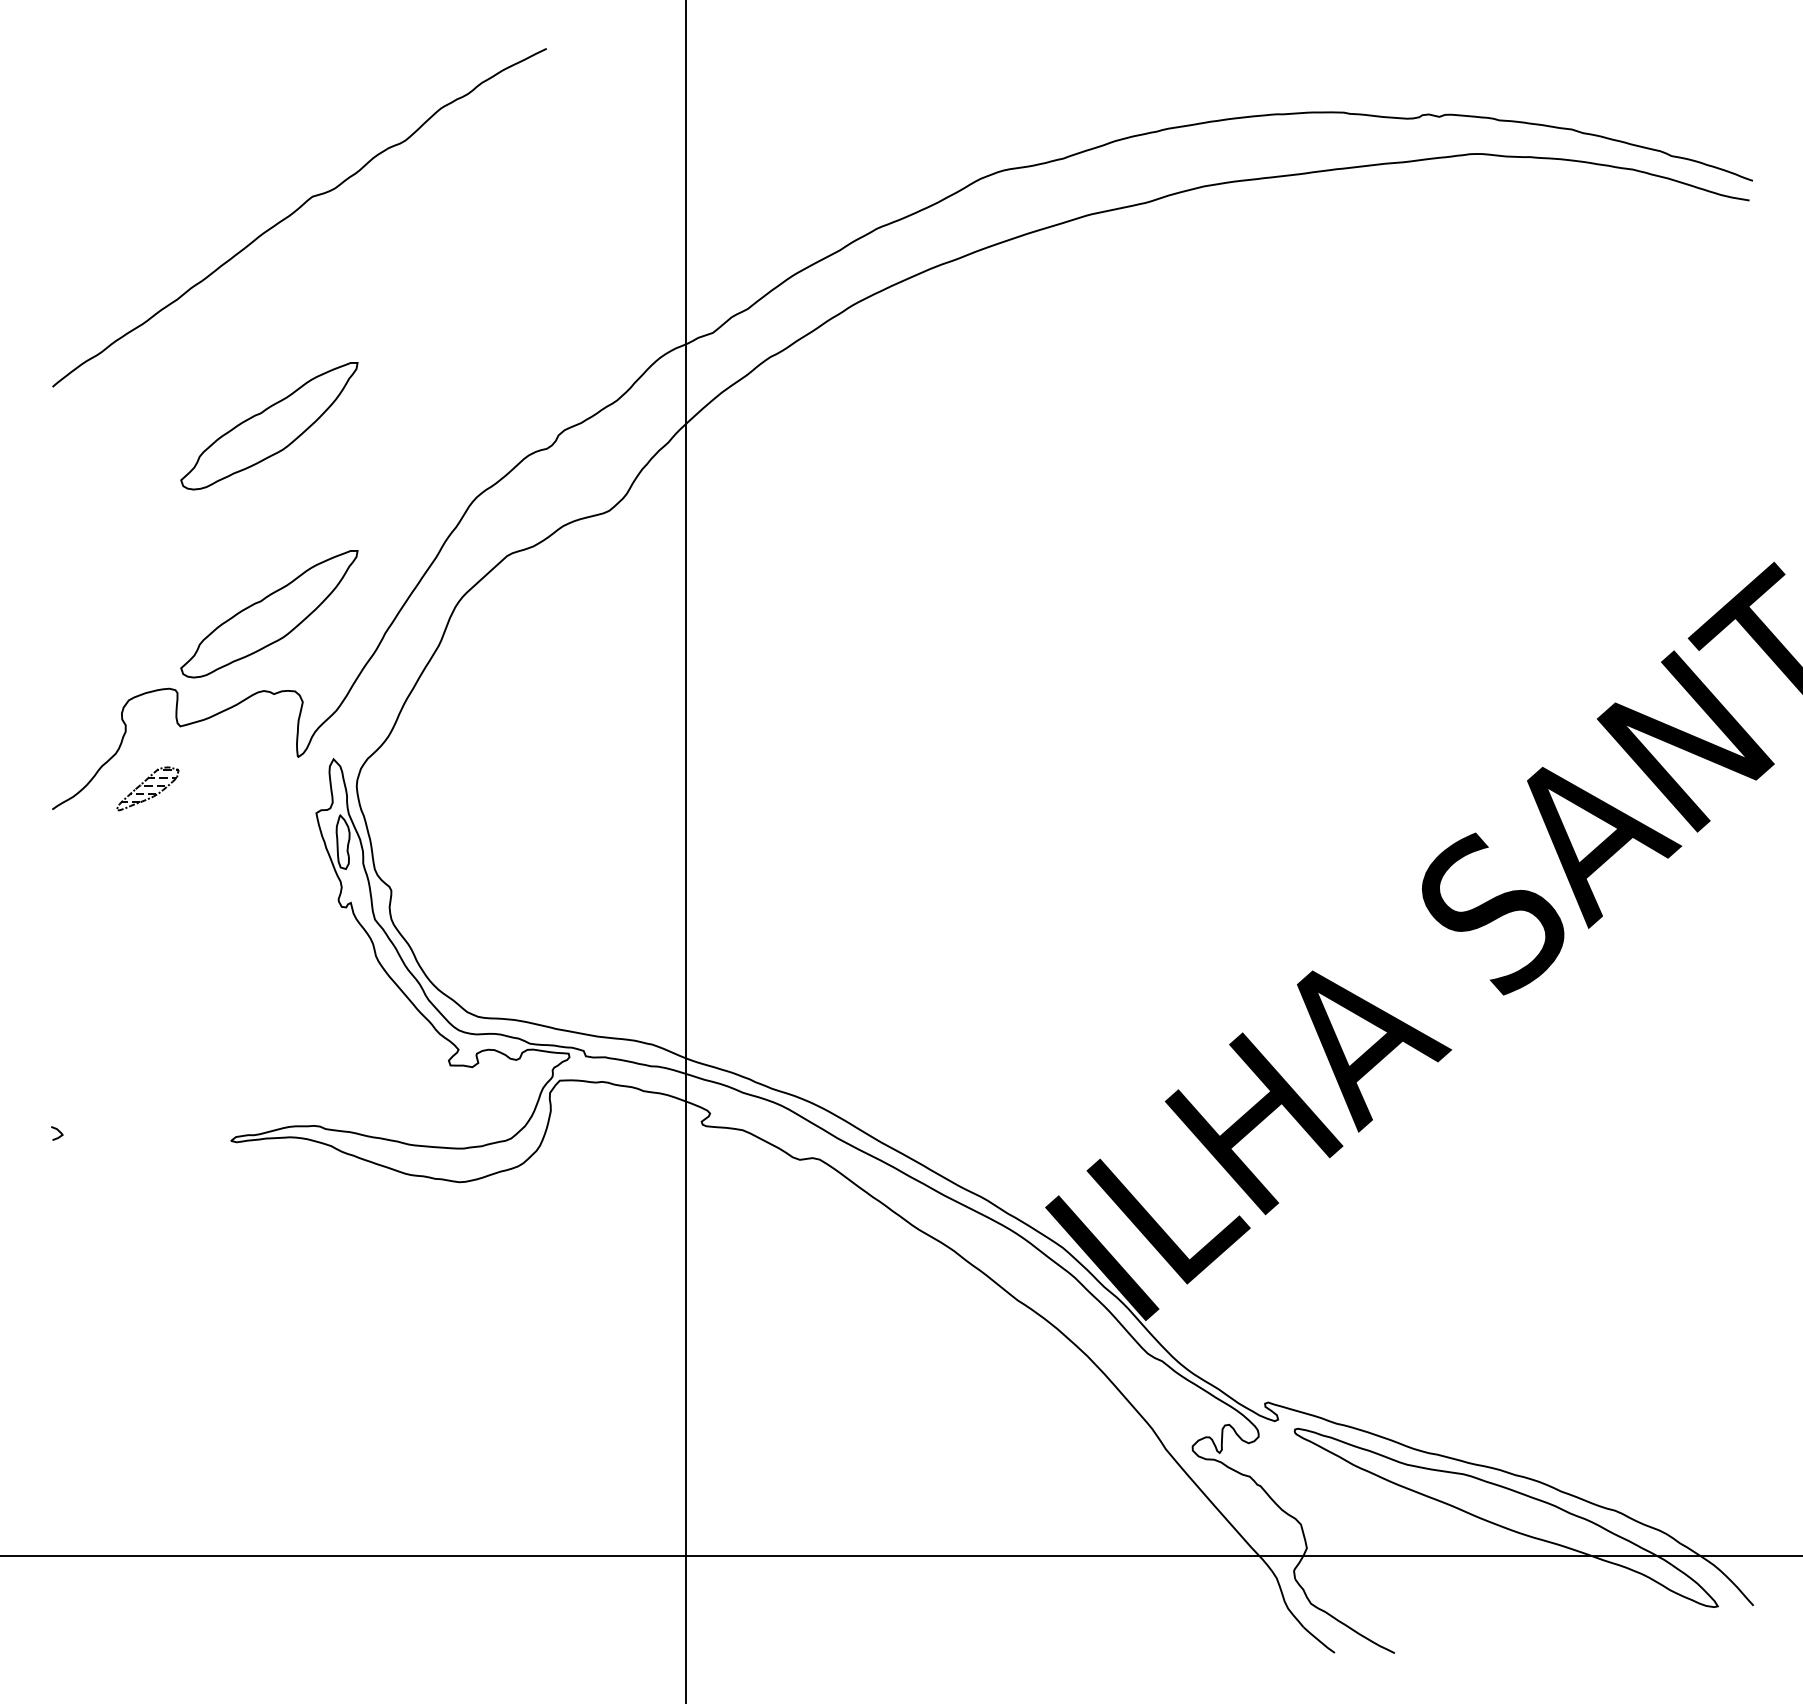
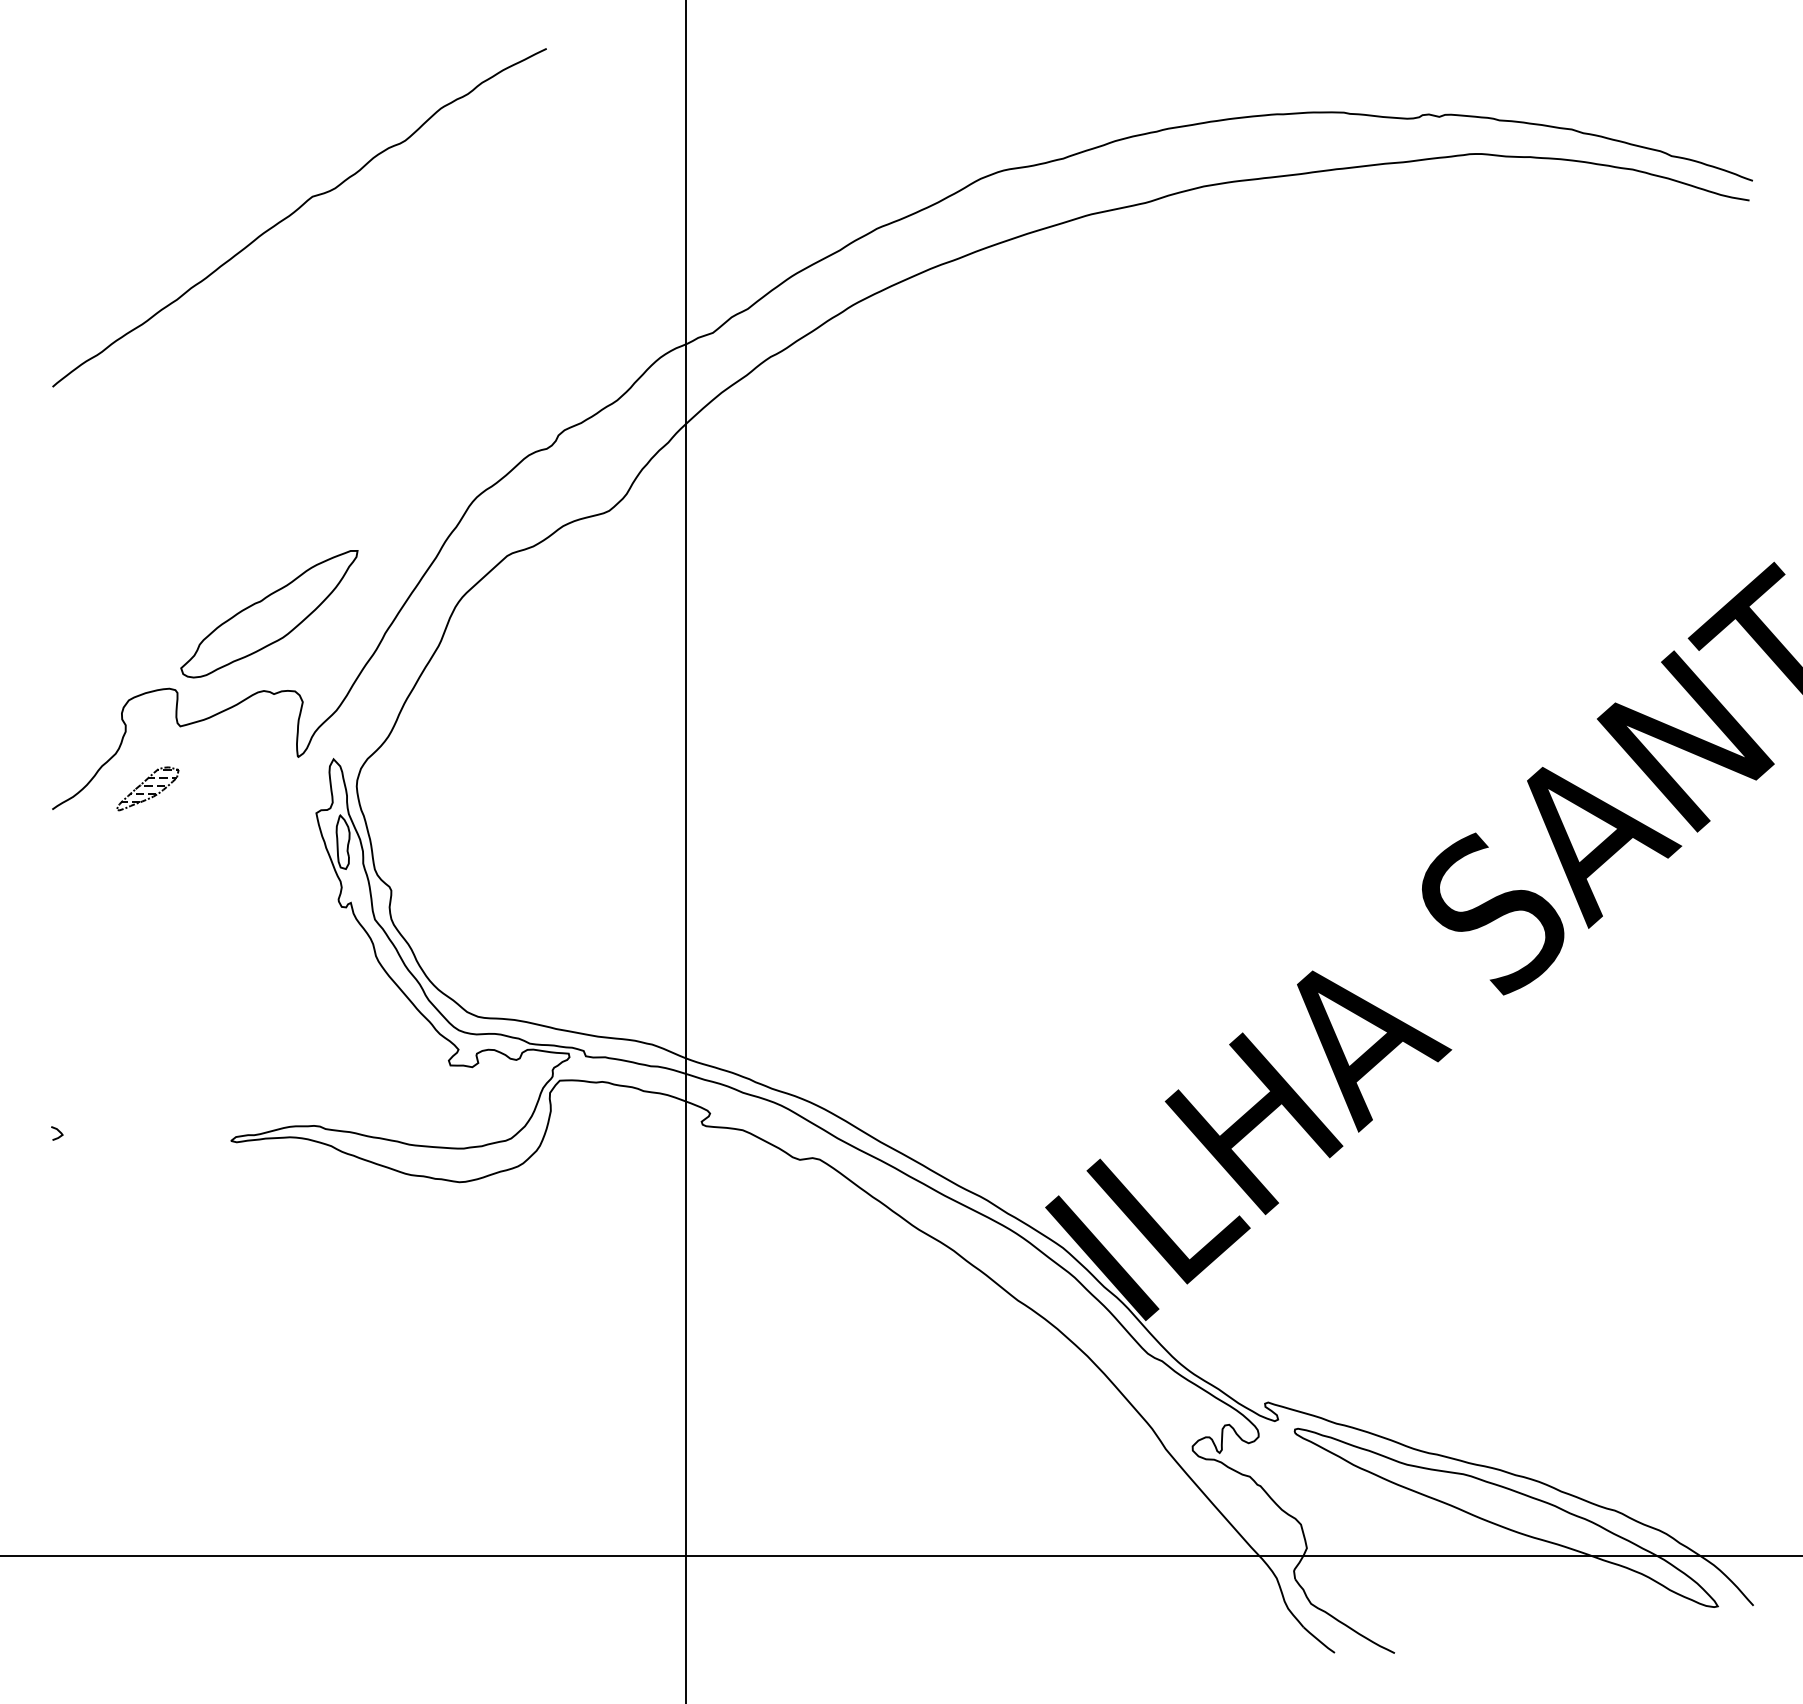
part: present -> none (269, 426)
